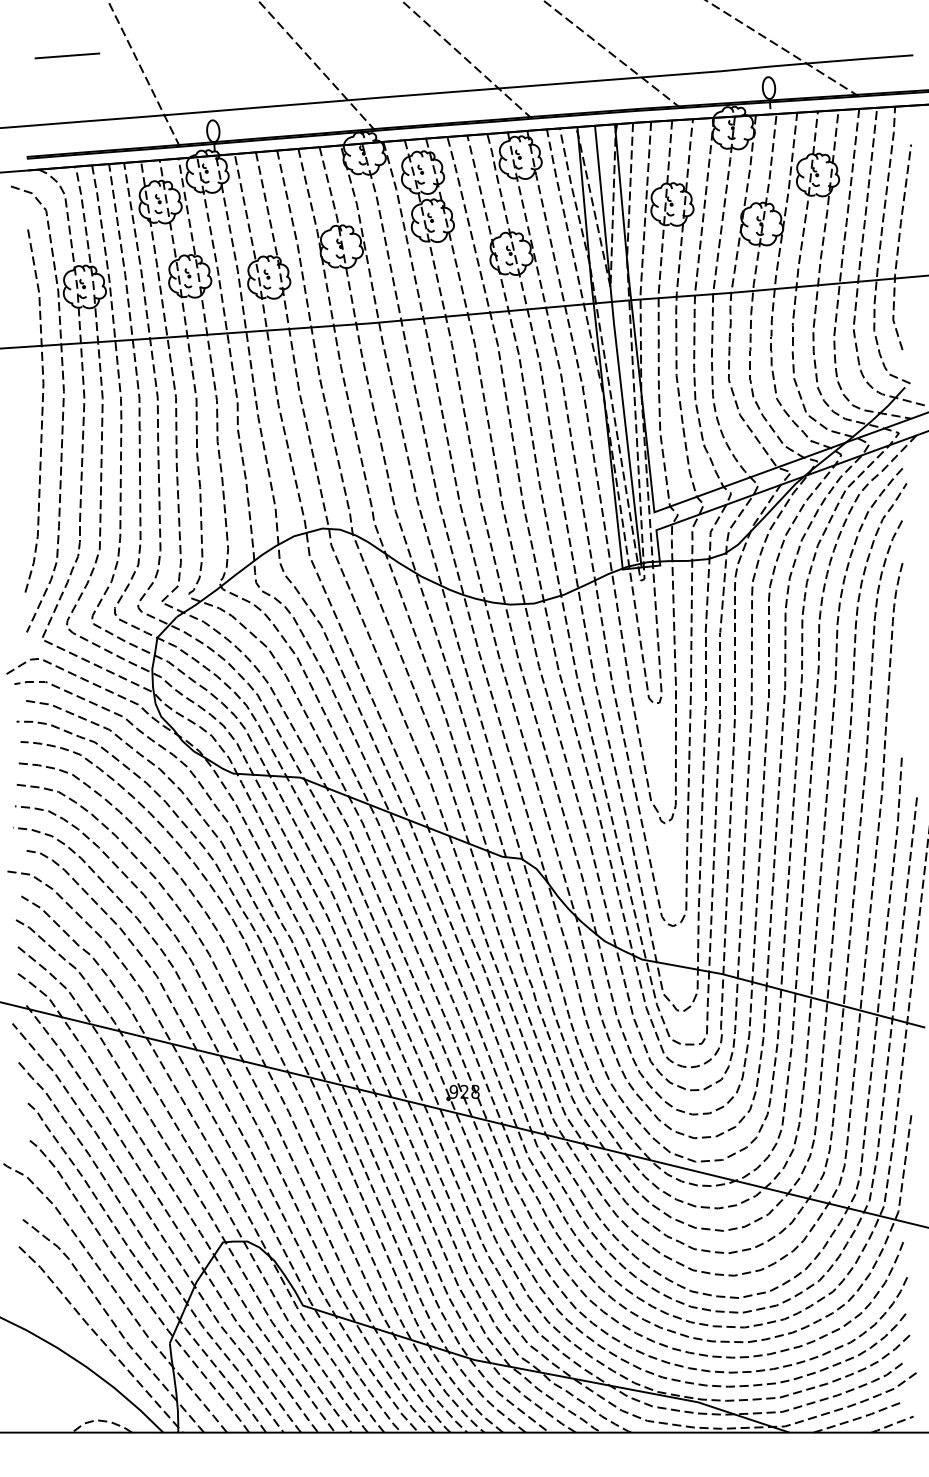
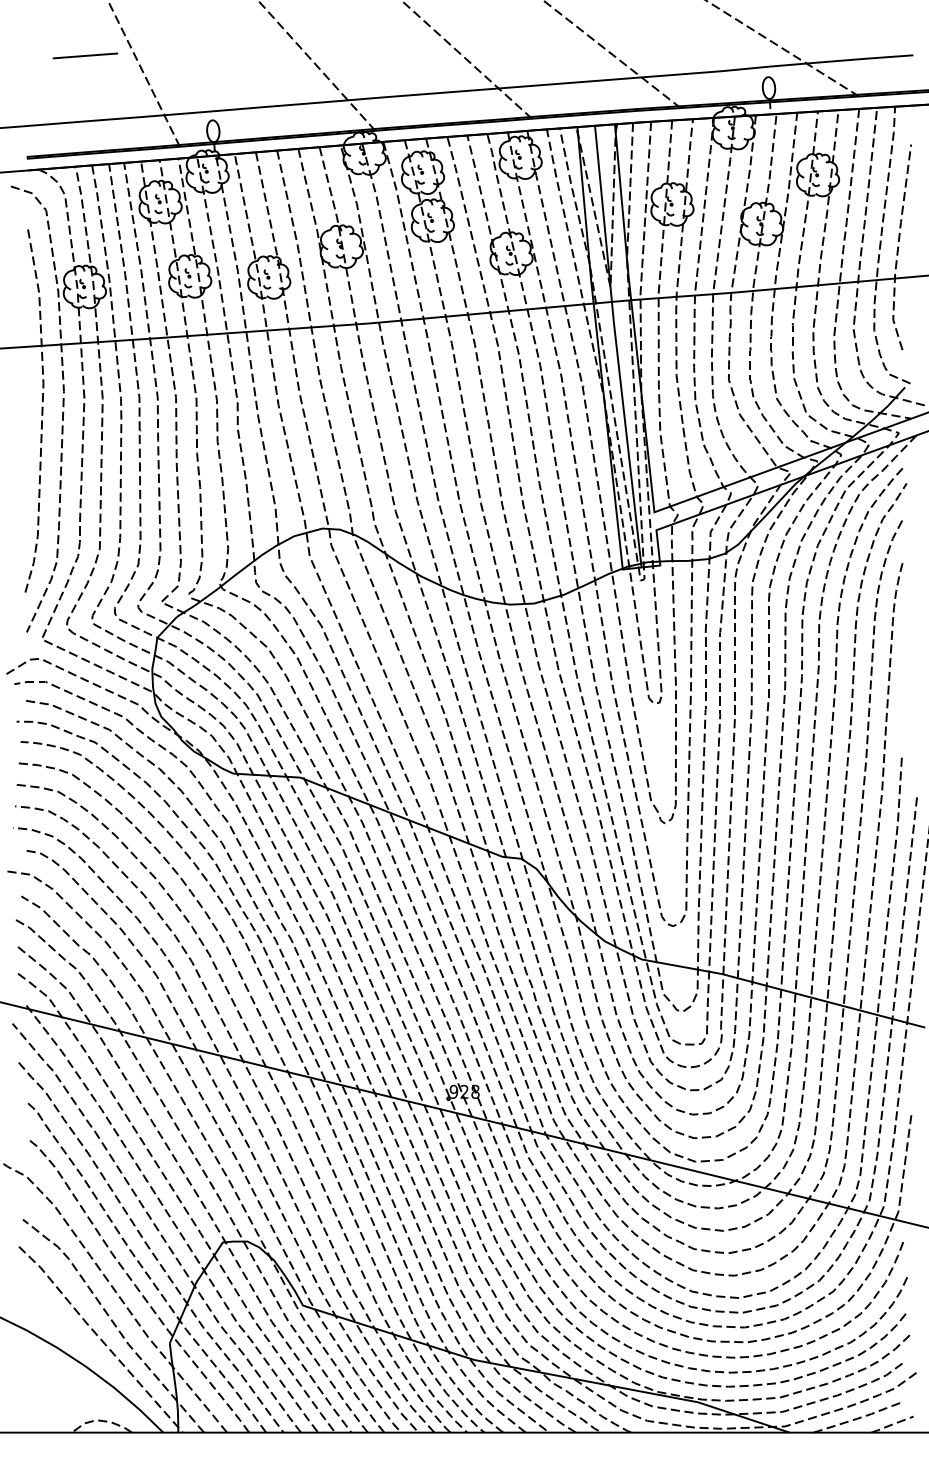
line position: (67, 55) -> (85, 55) (85, 55)
